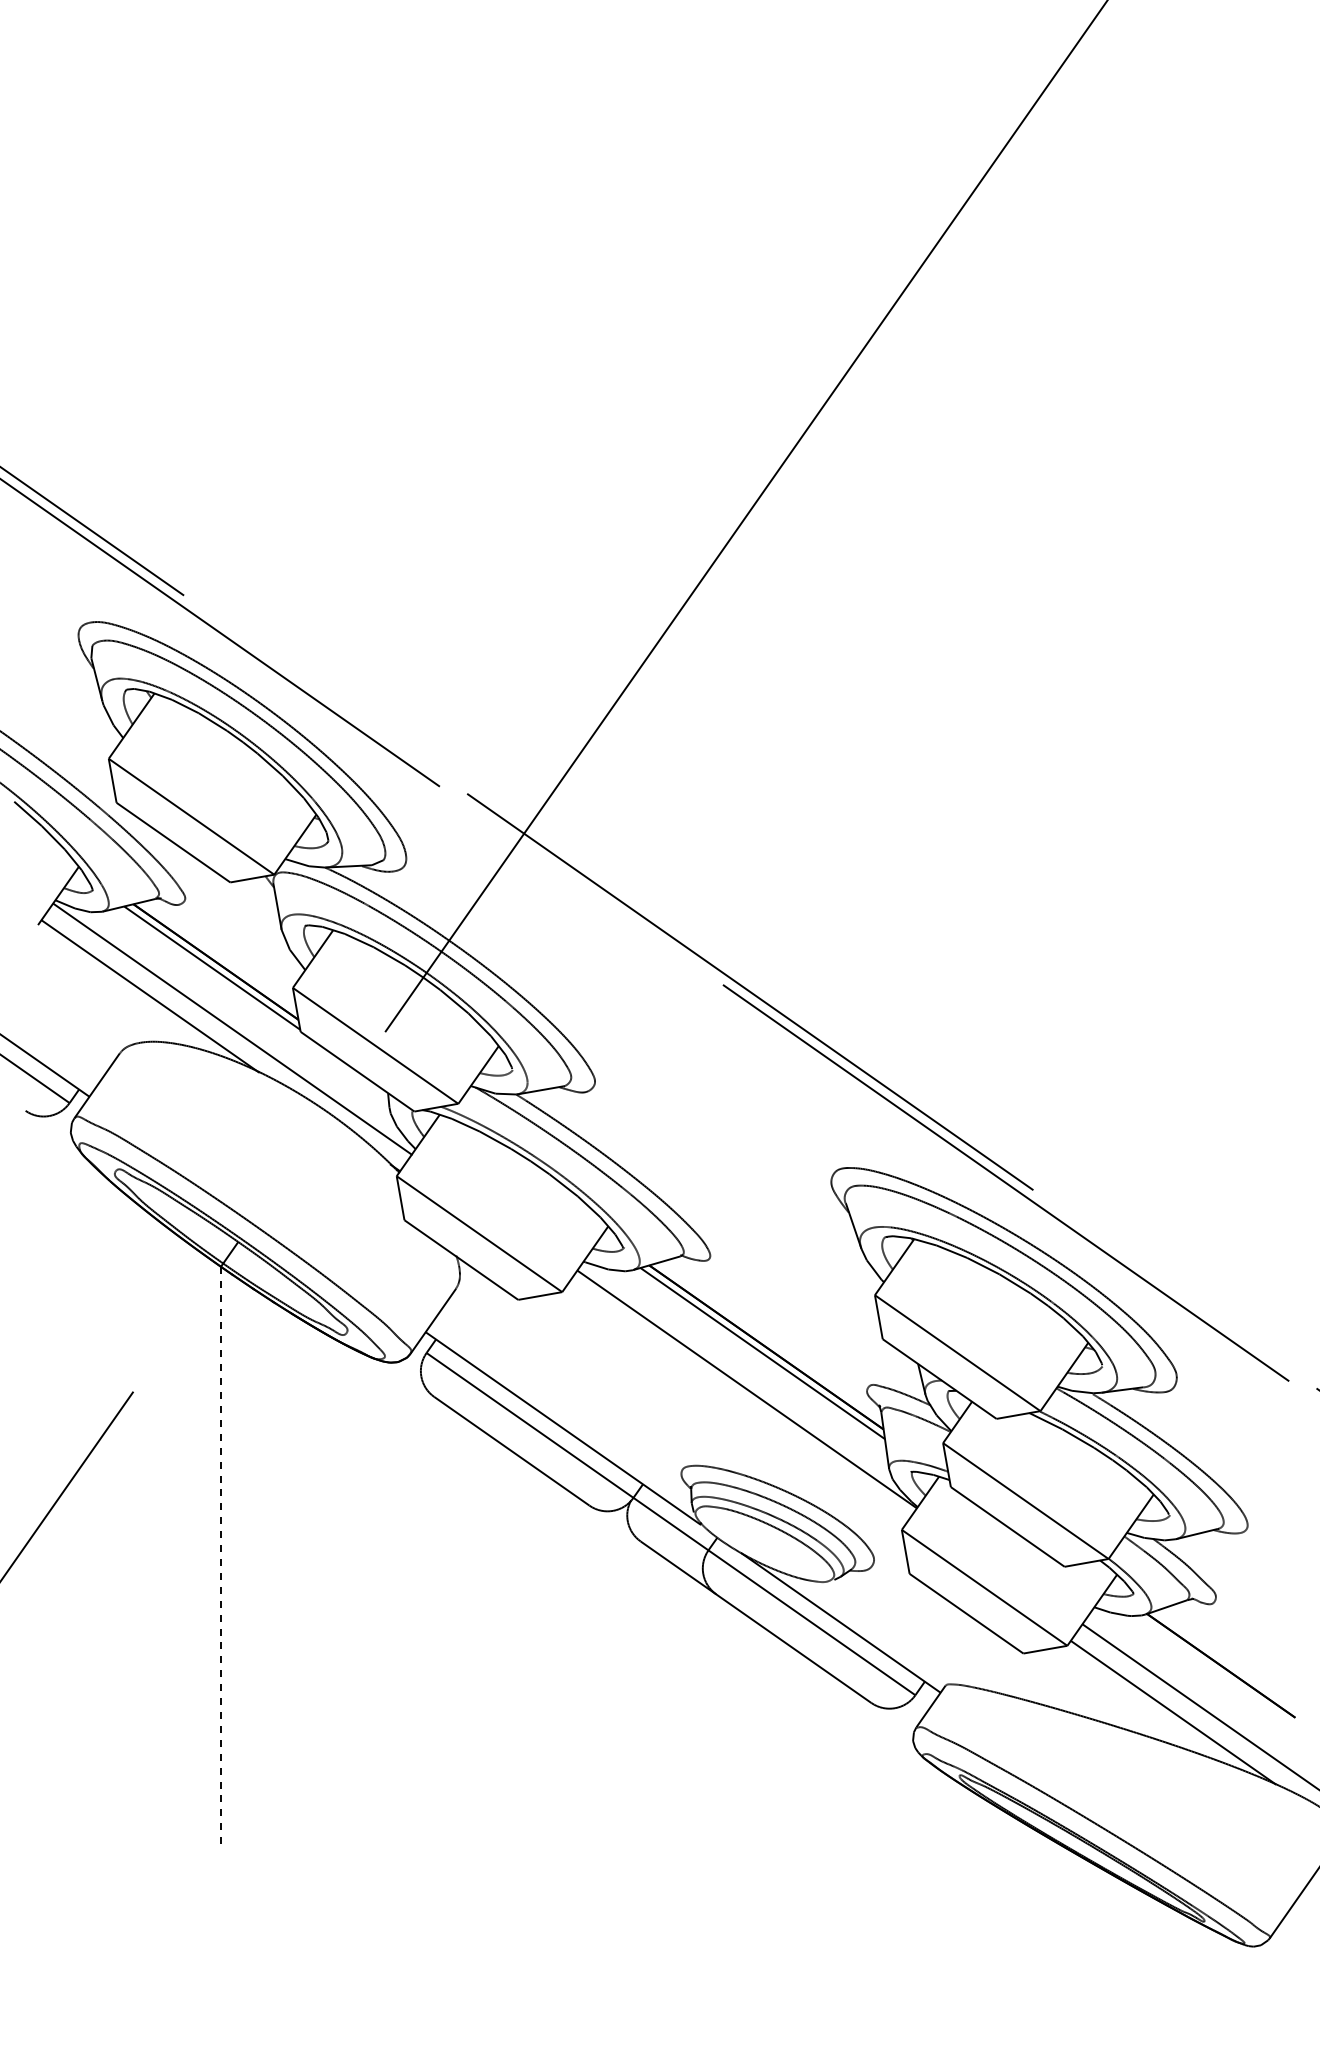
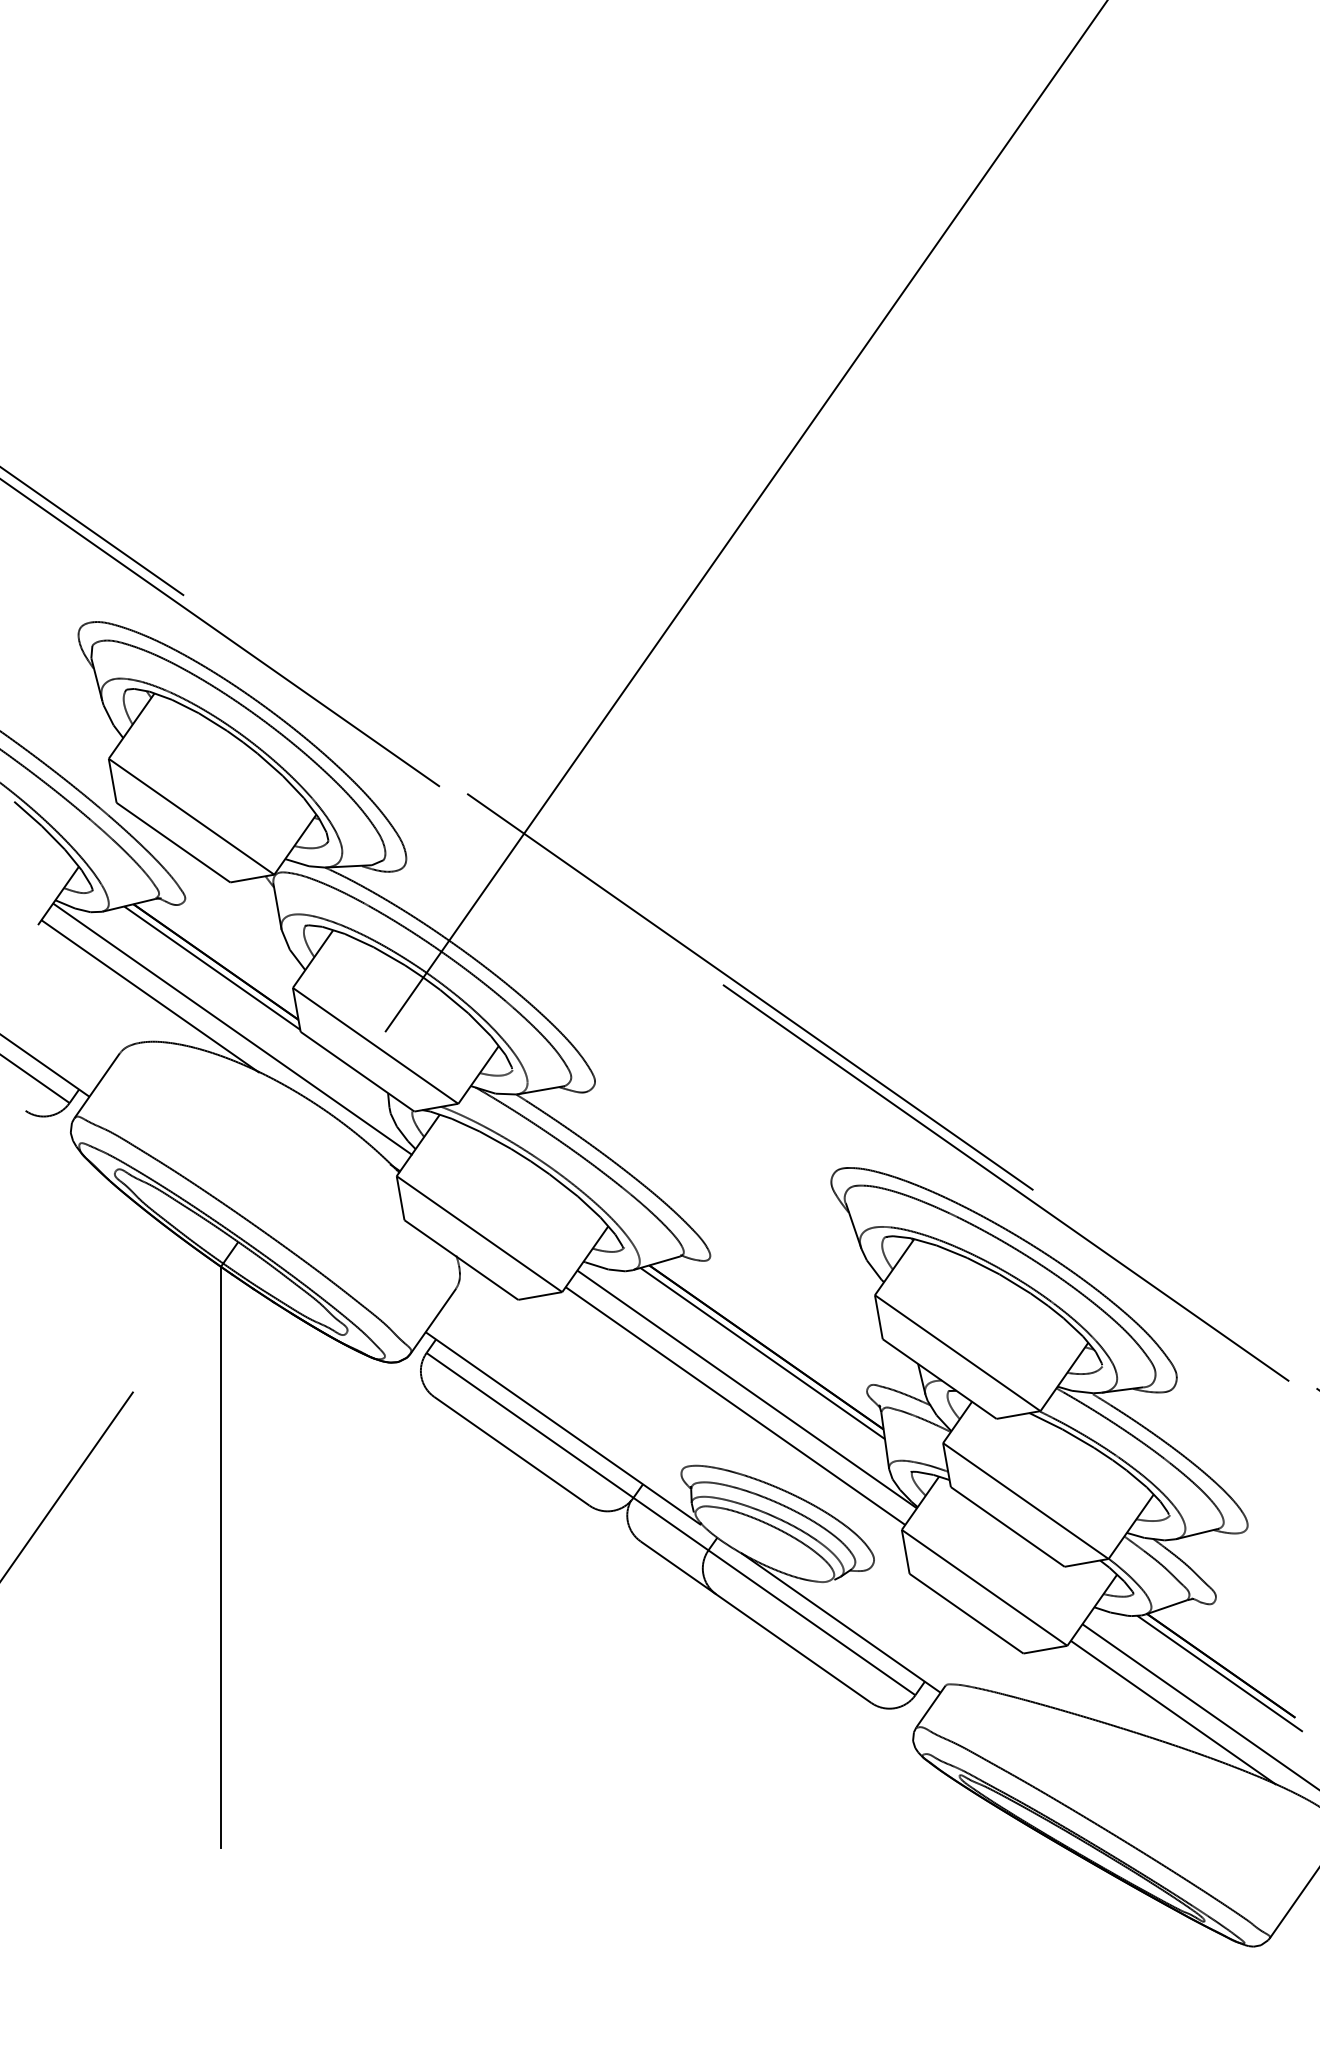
line: none -> present (735, 1405)
line: dashed -> solid (220, 1557)
line: none -> present (1219, 1673)
